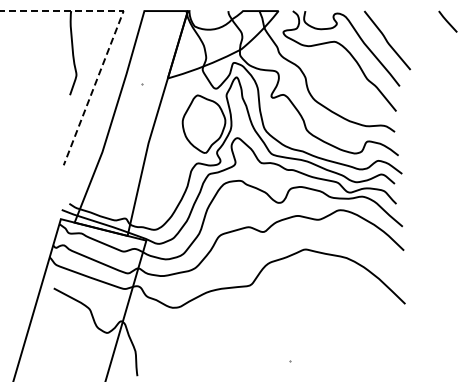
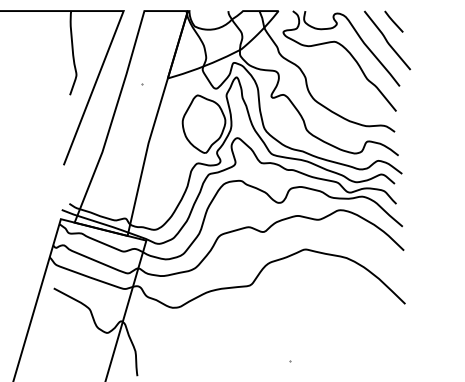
line position: (447, 21) -> (393, 21) (393, 21)
line: dashed -> solid (116, 30)
